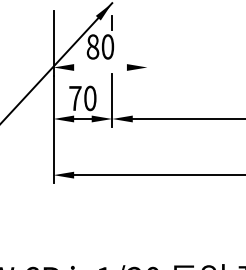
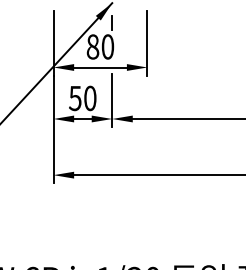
line: none -> present (147, 43)
line: none -> present (100, 67)
text: 70 -> 50 (75, 98)
